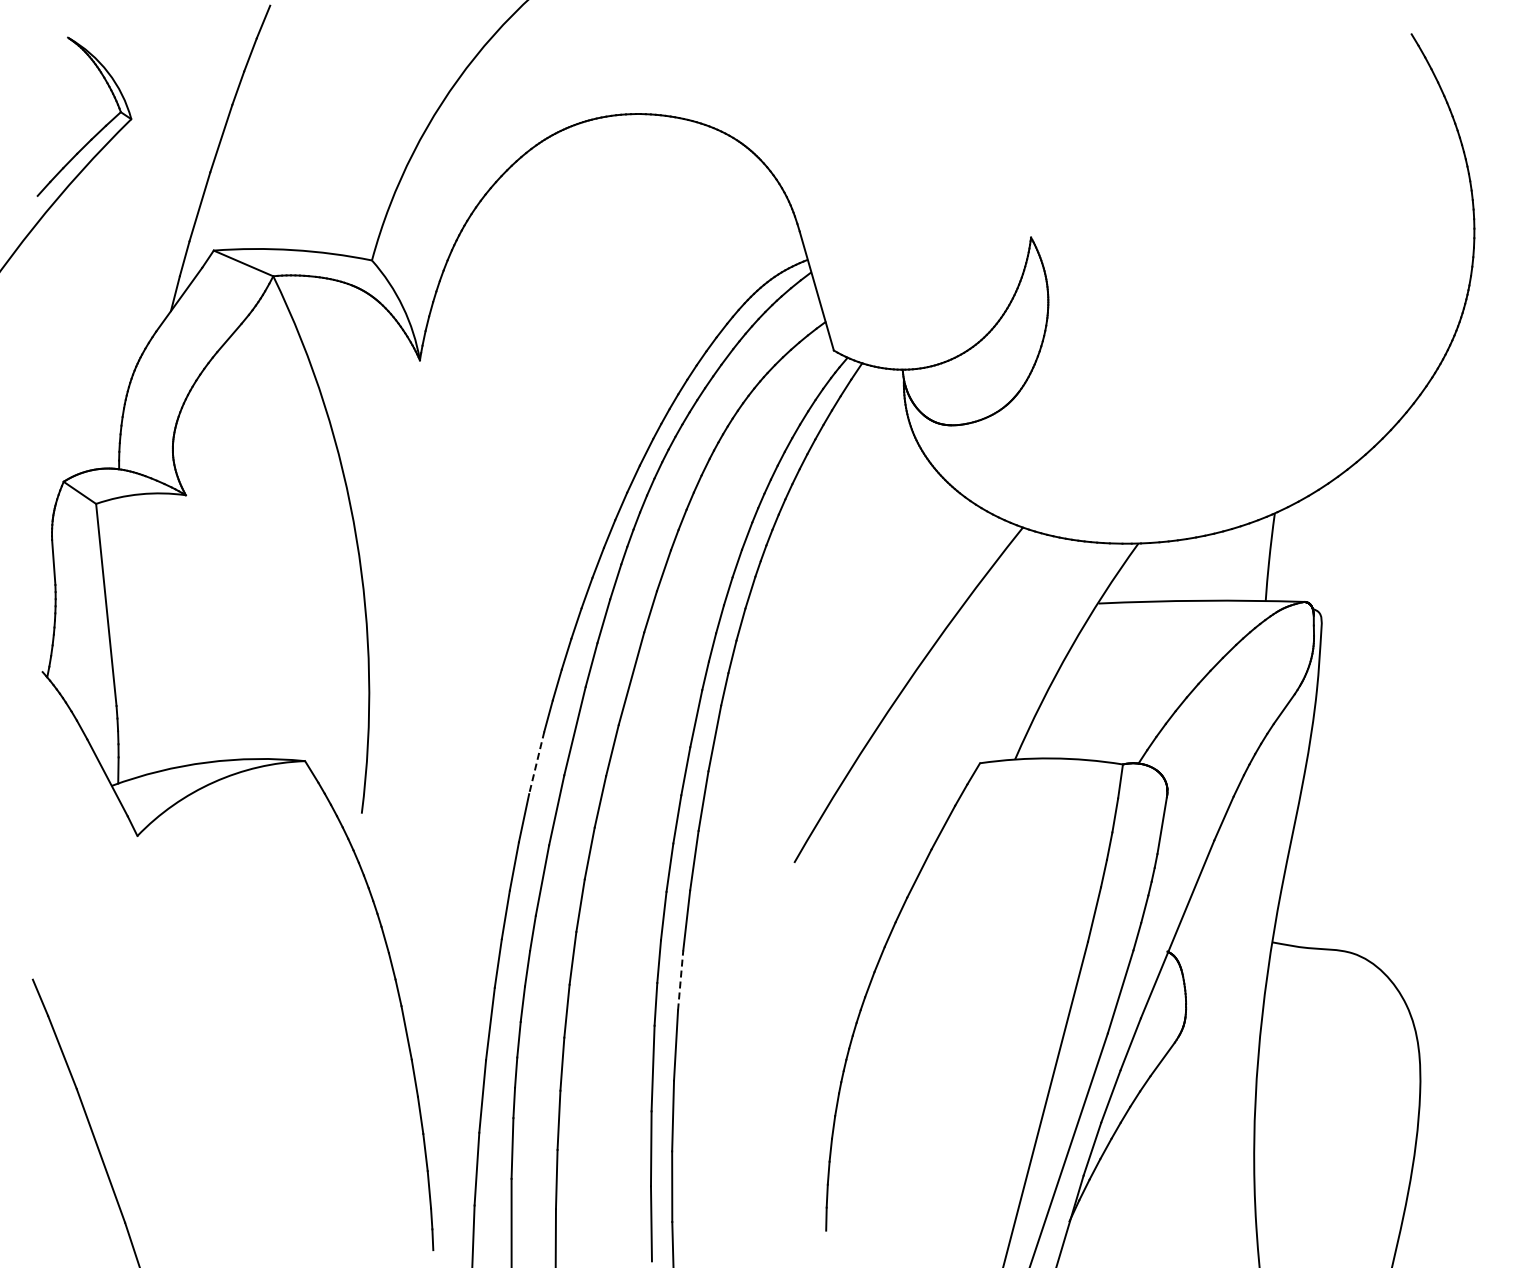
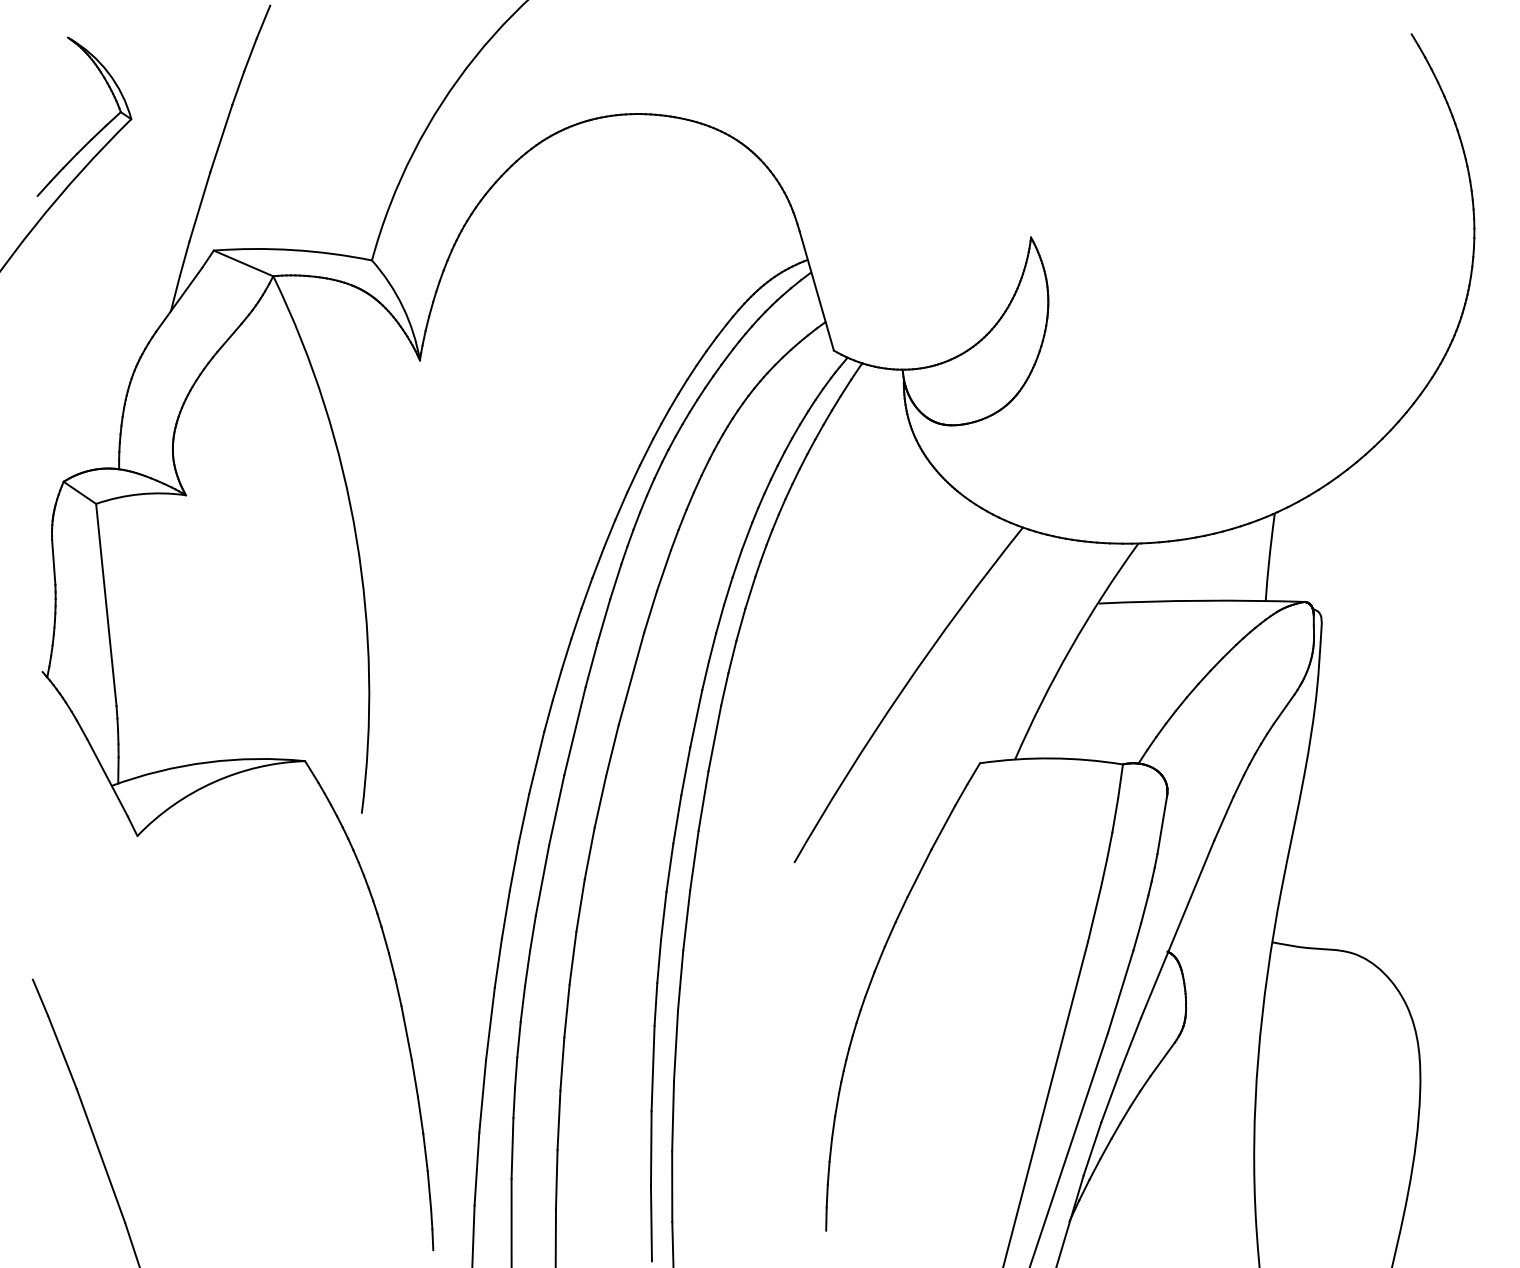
line: dashed -> solid (536, 763)
line: dashed -> solid (680, 979)
